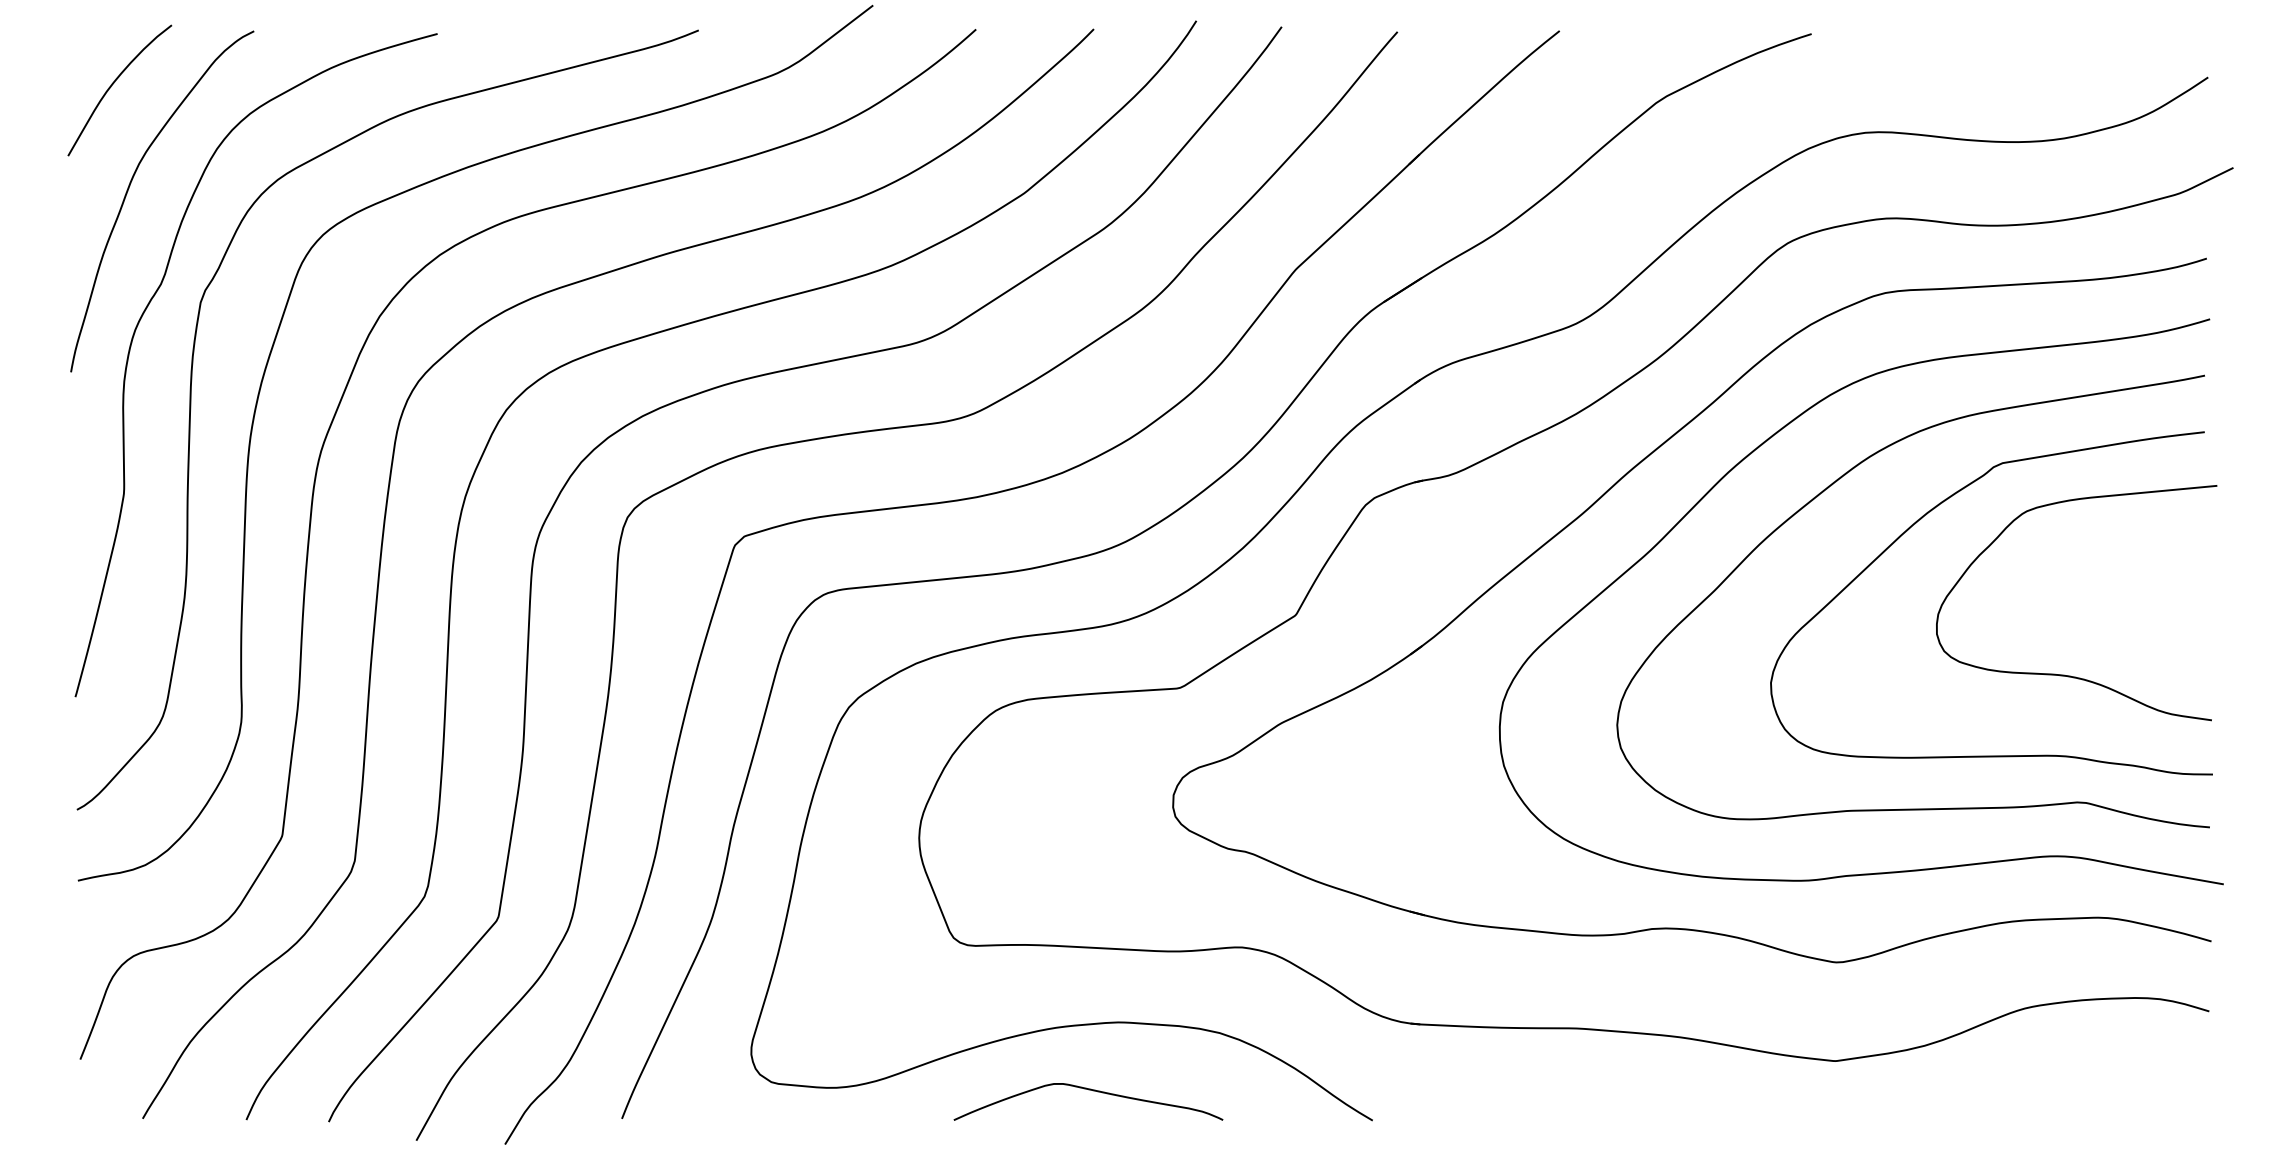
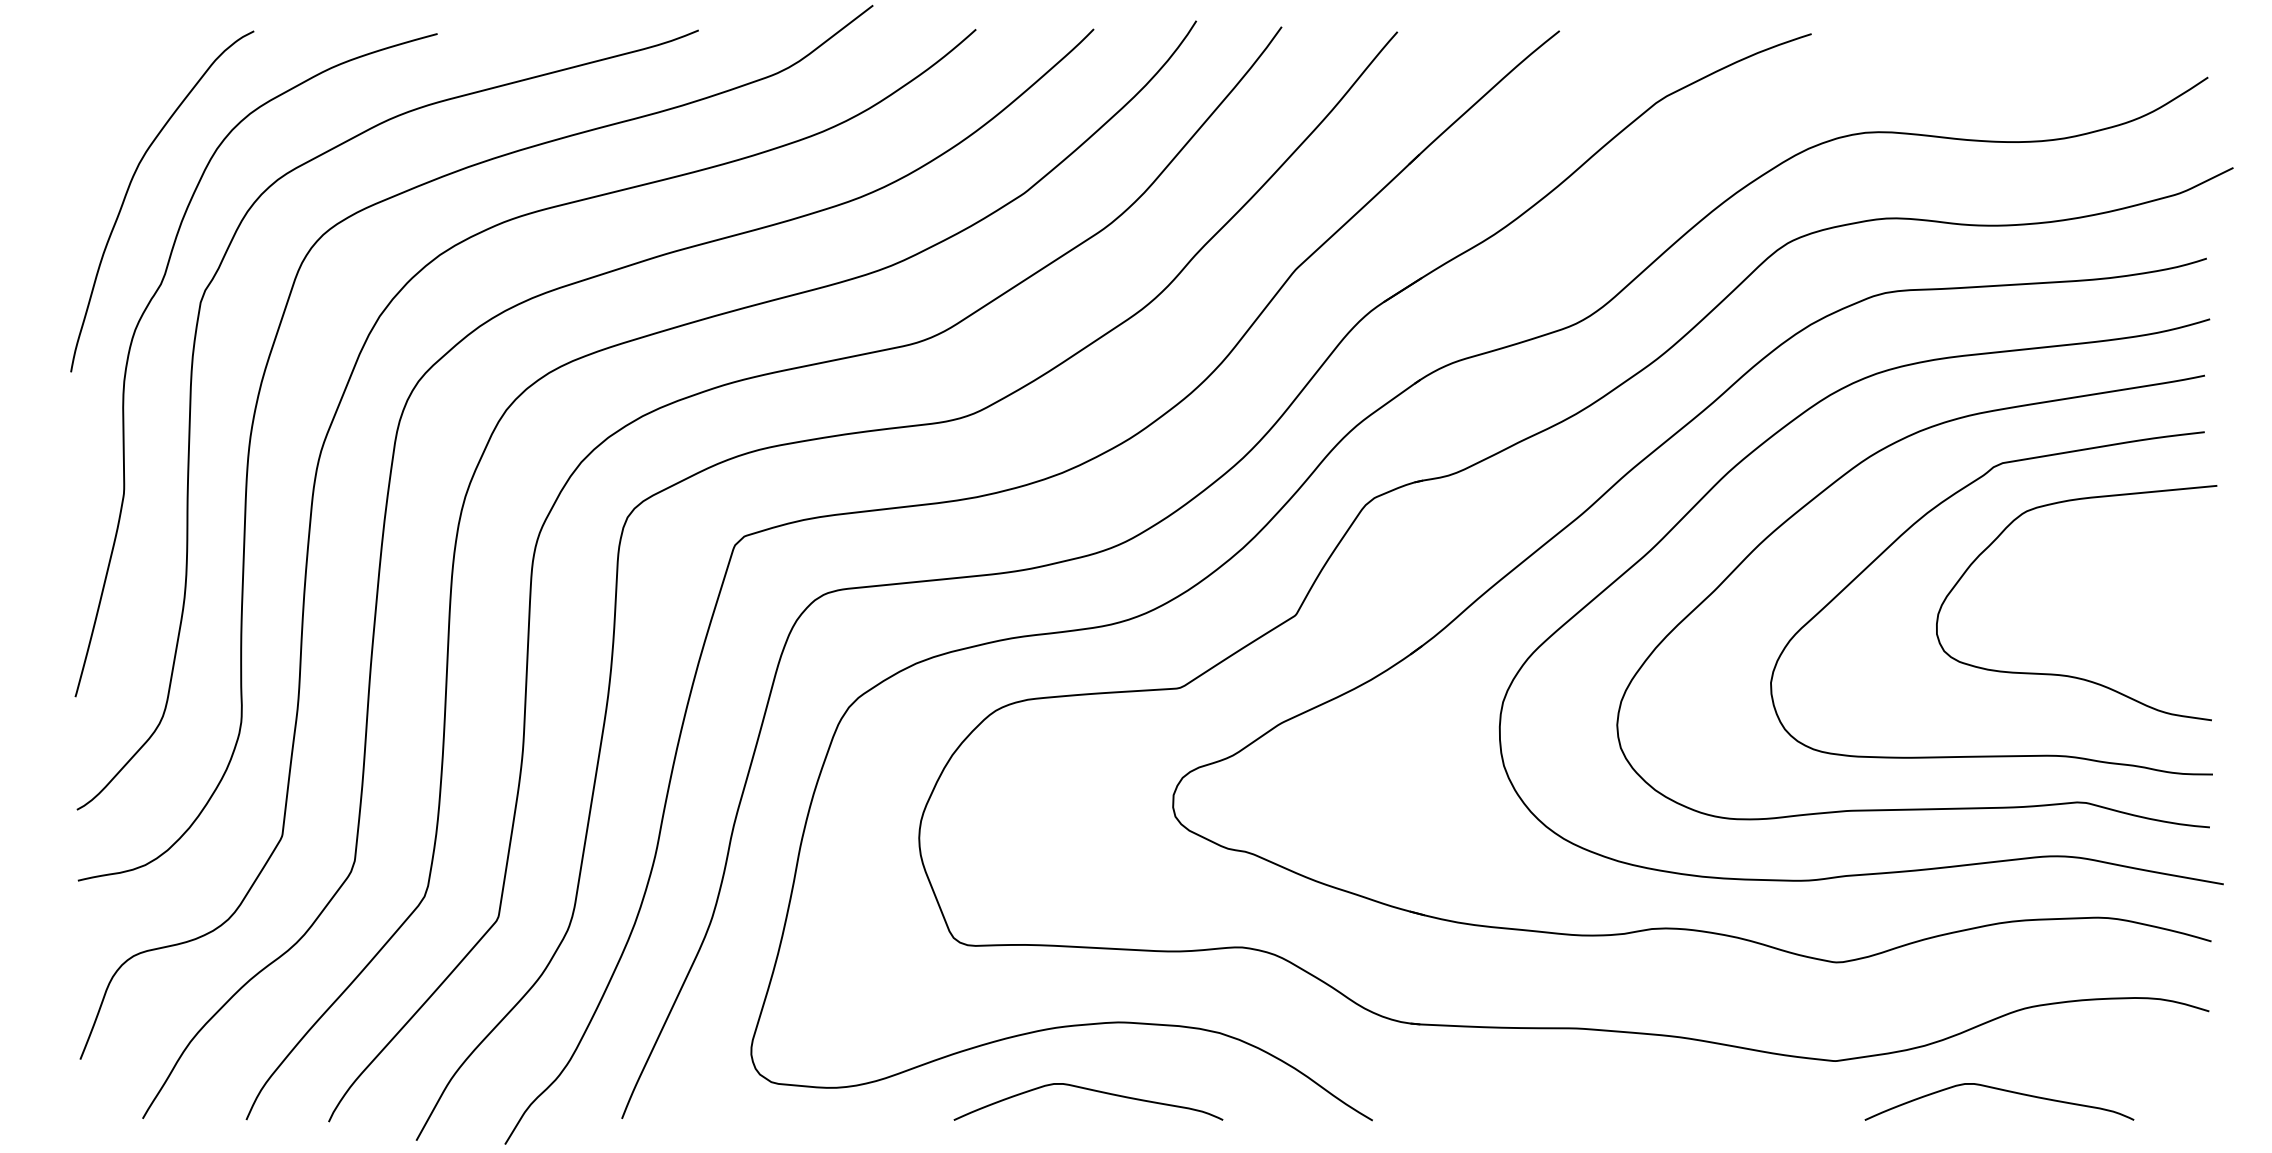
curve: present -> none (113, 84)
curve: none -> present (1999, 1090)
